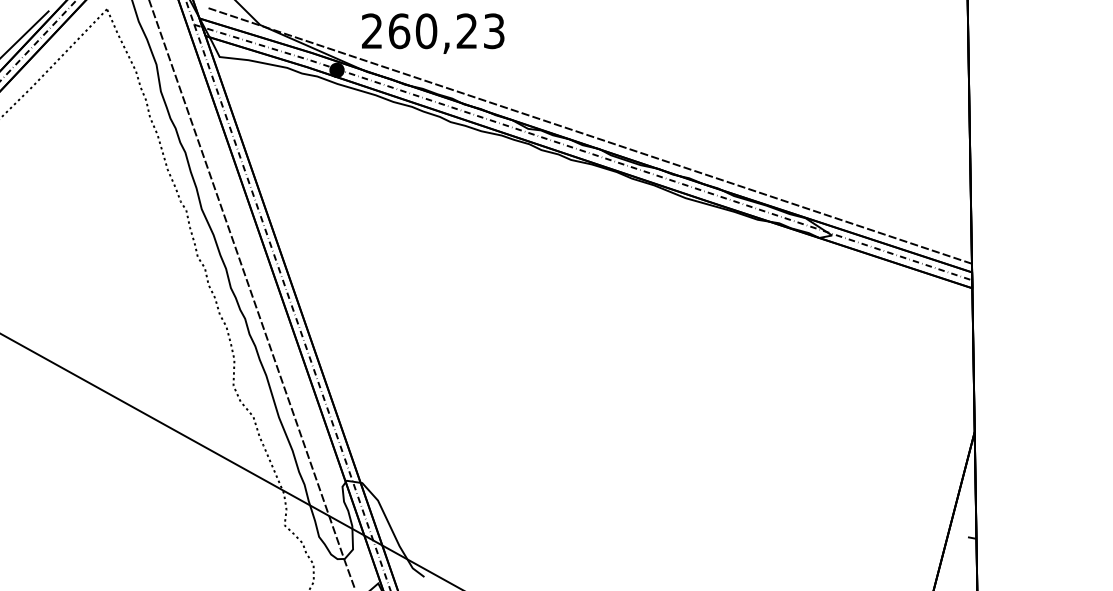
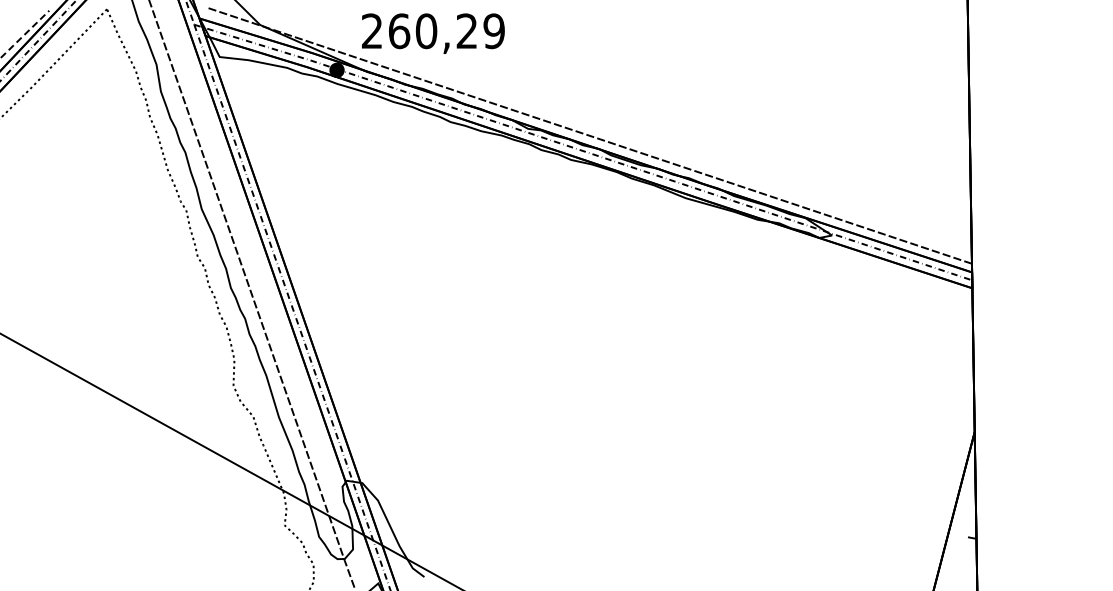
text: 260,23 -> 260,29 (493, 30)
line: solid -> dashed (25, 34)
